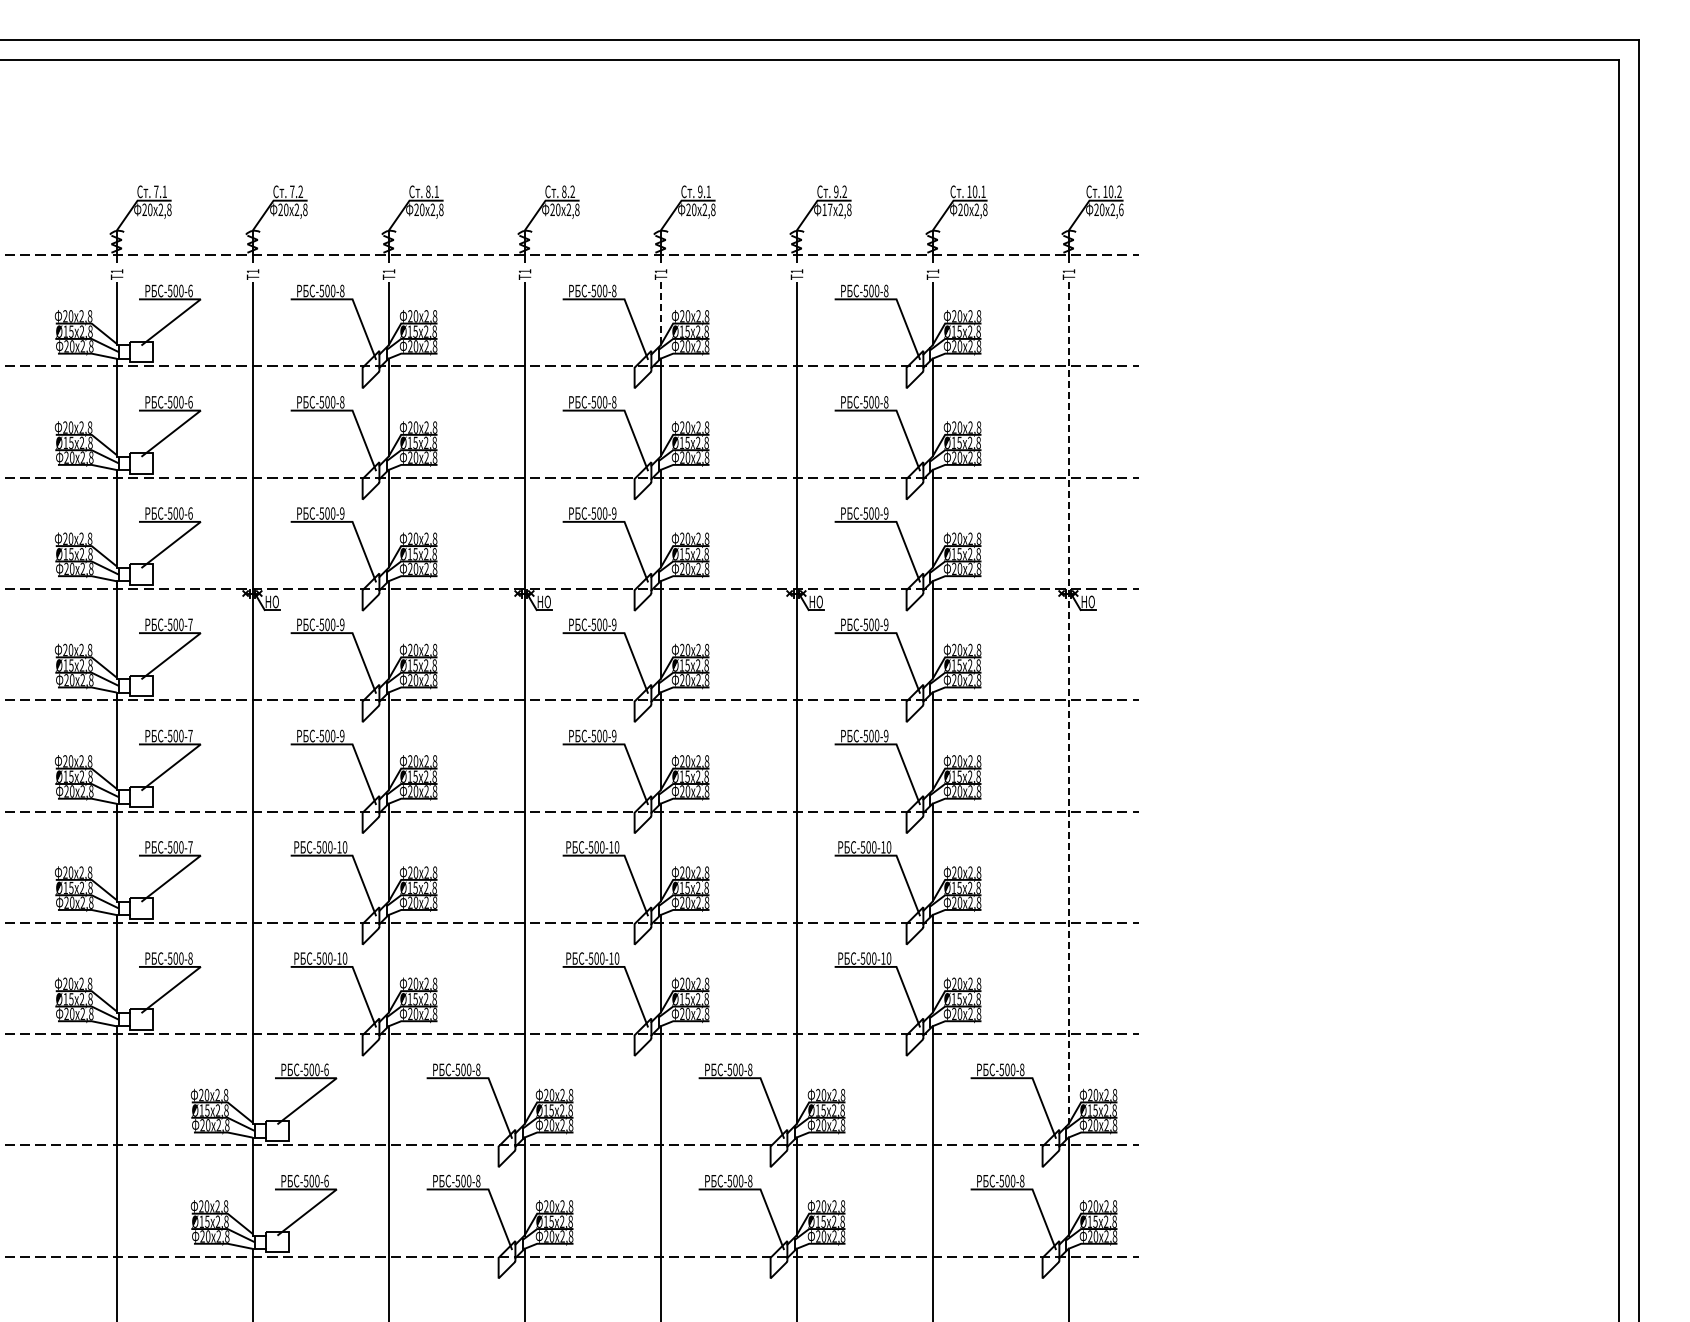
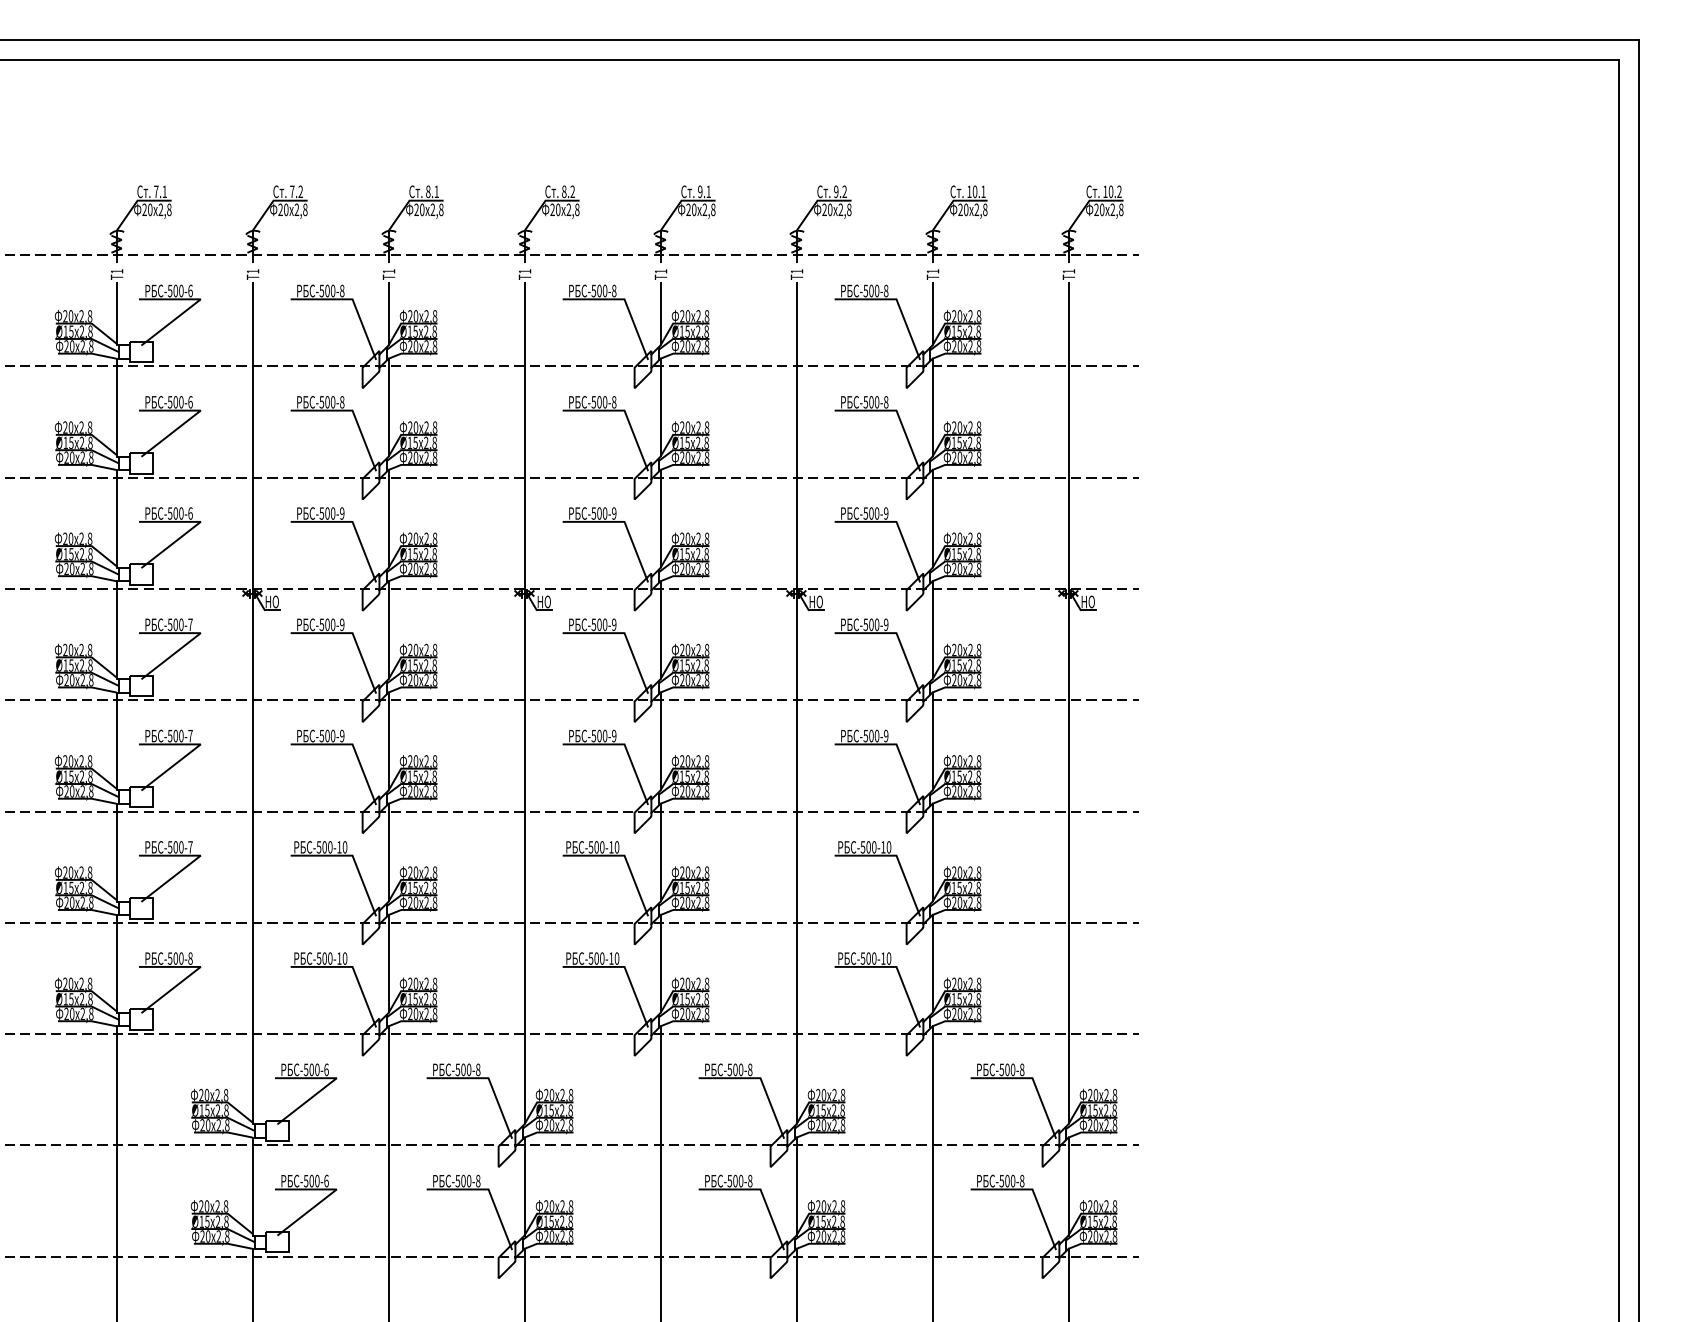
text: 17 -> 20 (827, 209)
text: 2,6 -> 2,8 (1121, 209)
line: dashed -> solid (660, 313)
line: dashed -> solid (1068, 703)
